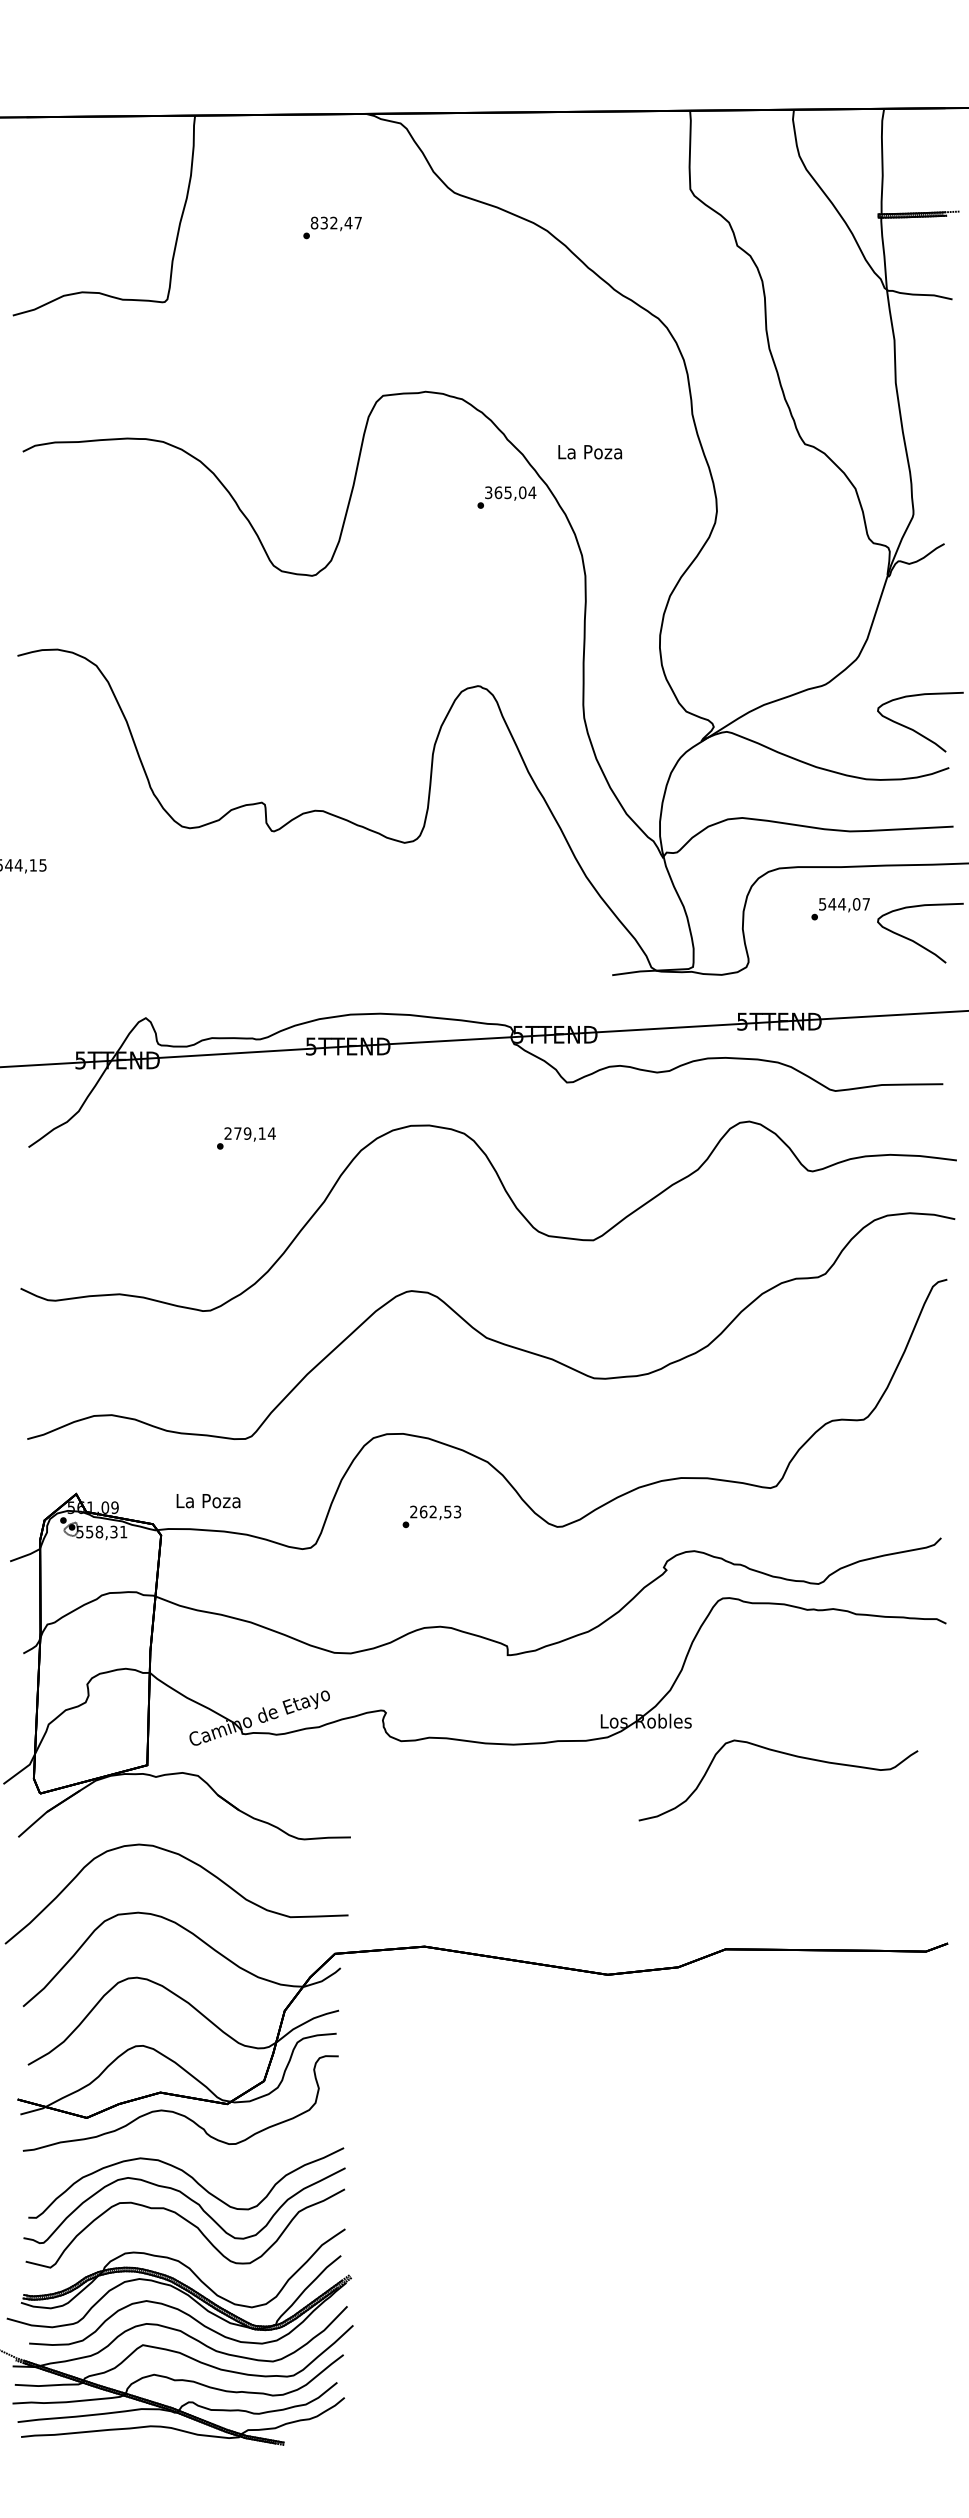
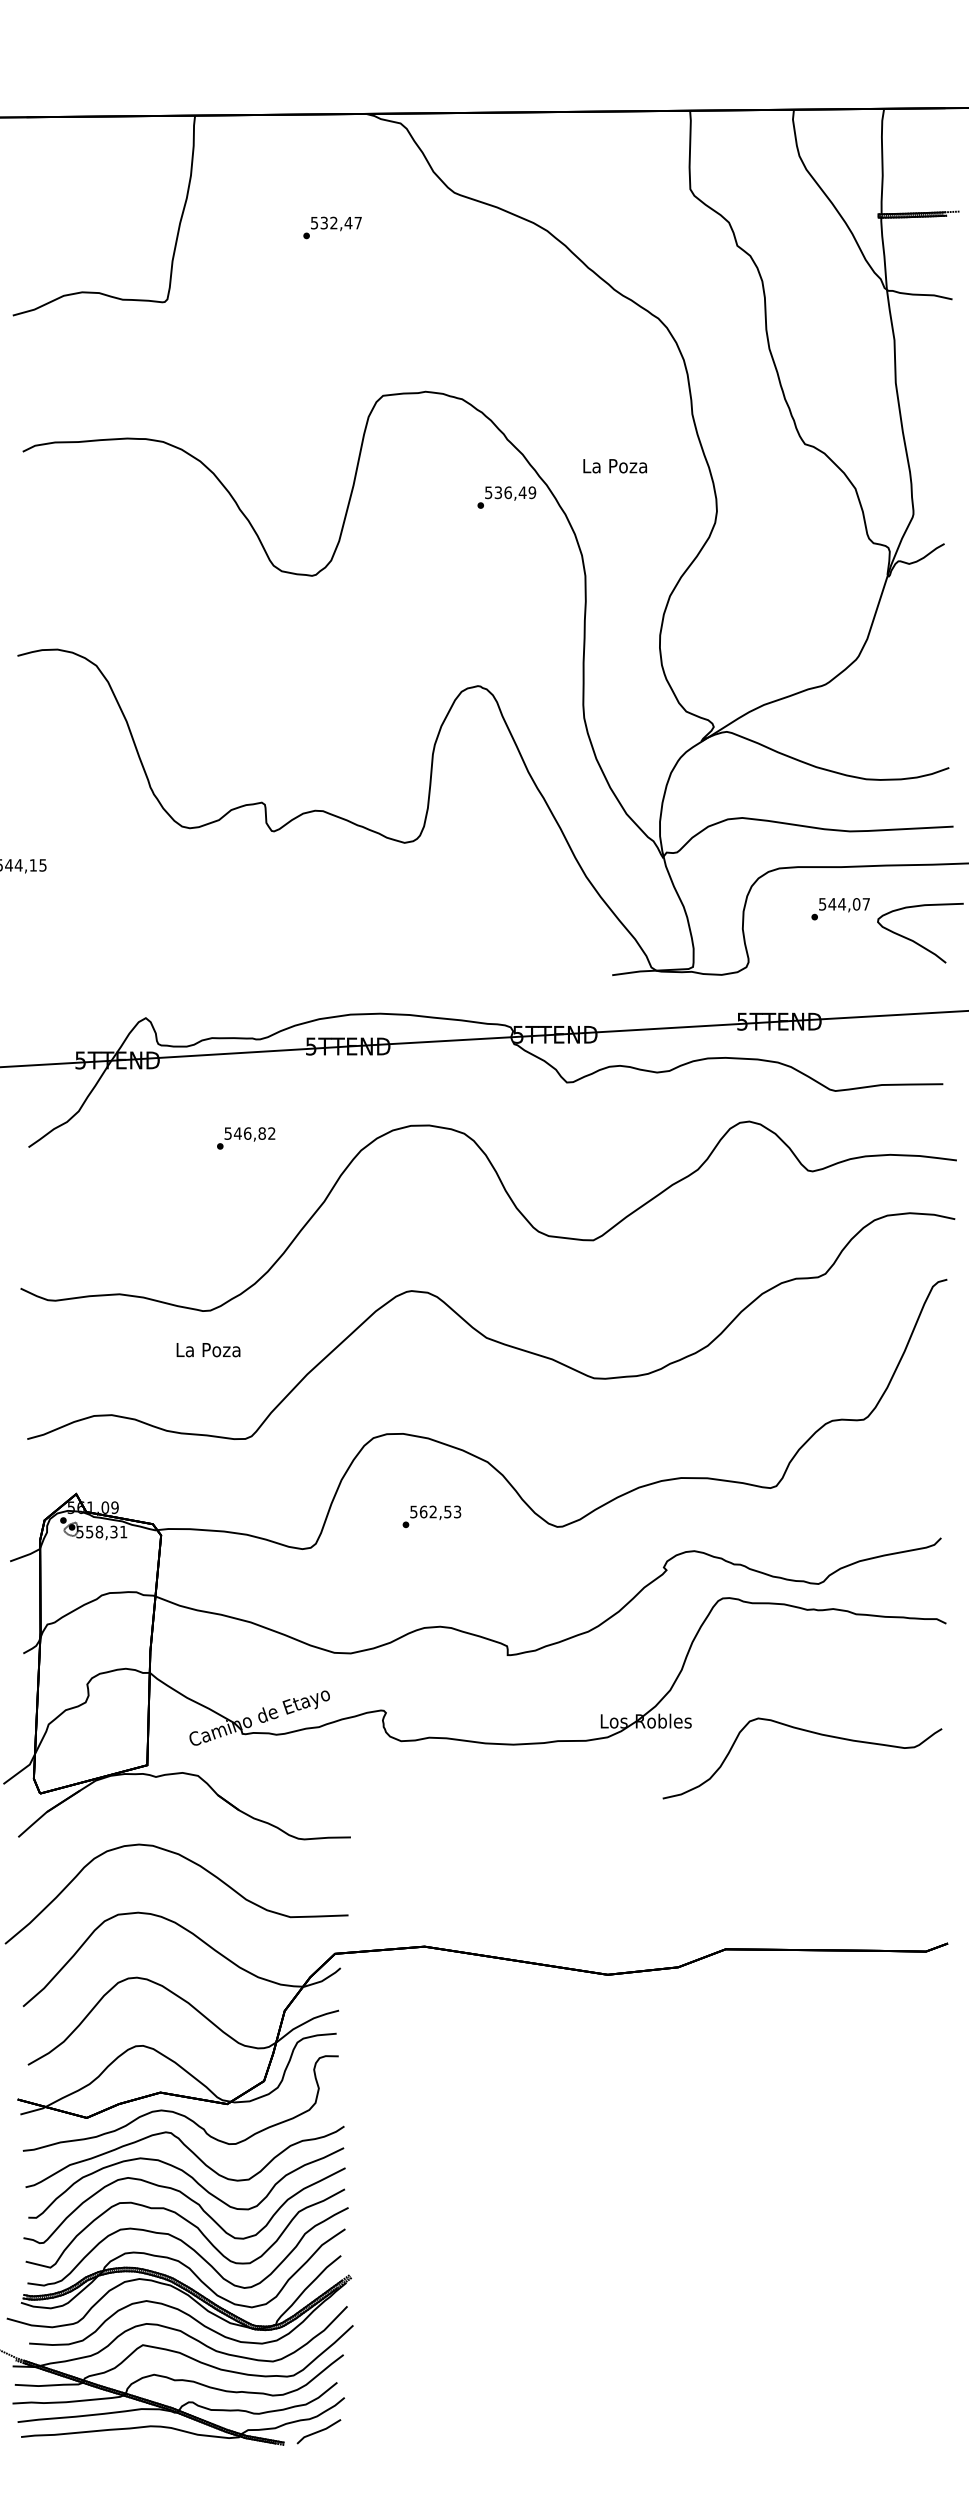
text: 832,47 -> 532,47 (314, 222)
text position: (589, 452) -> (614, 466) (614, 466)
text: 365,04 -> 536,49 (510, 492)
curve: present -> none (914, 729)
text: 279,14 -> 546,82 (249, 1133)
text position: (208, 1501) -> (208, 1350) (208, 1350)
text: 262,53 -> 562,53 (413, 1511)
curve position: (784, 1754) -> (808, 1732) (808, 1732)
curve: none -> present (189, 2150)
part: none -> present (187, 2247)
line: none -> present (318, 2431)
